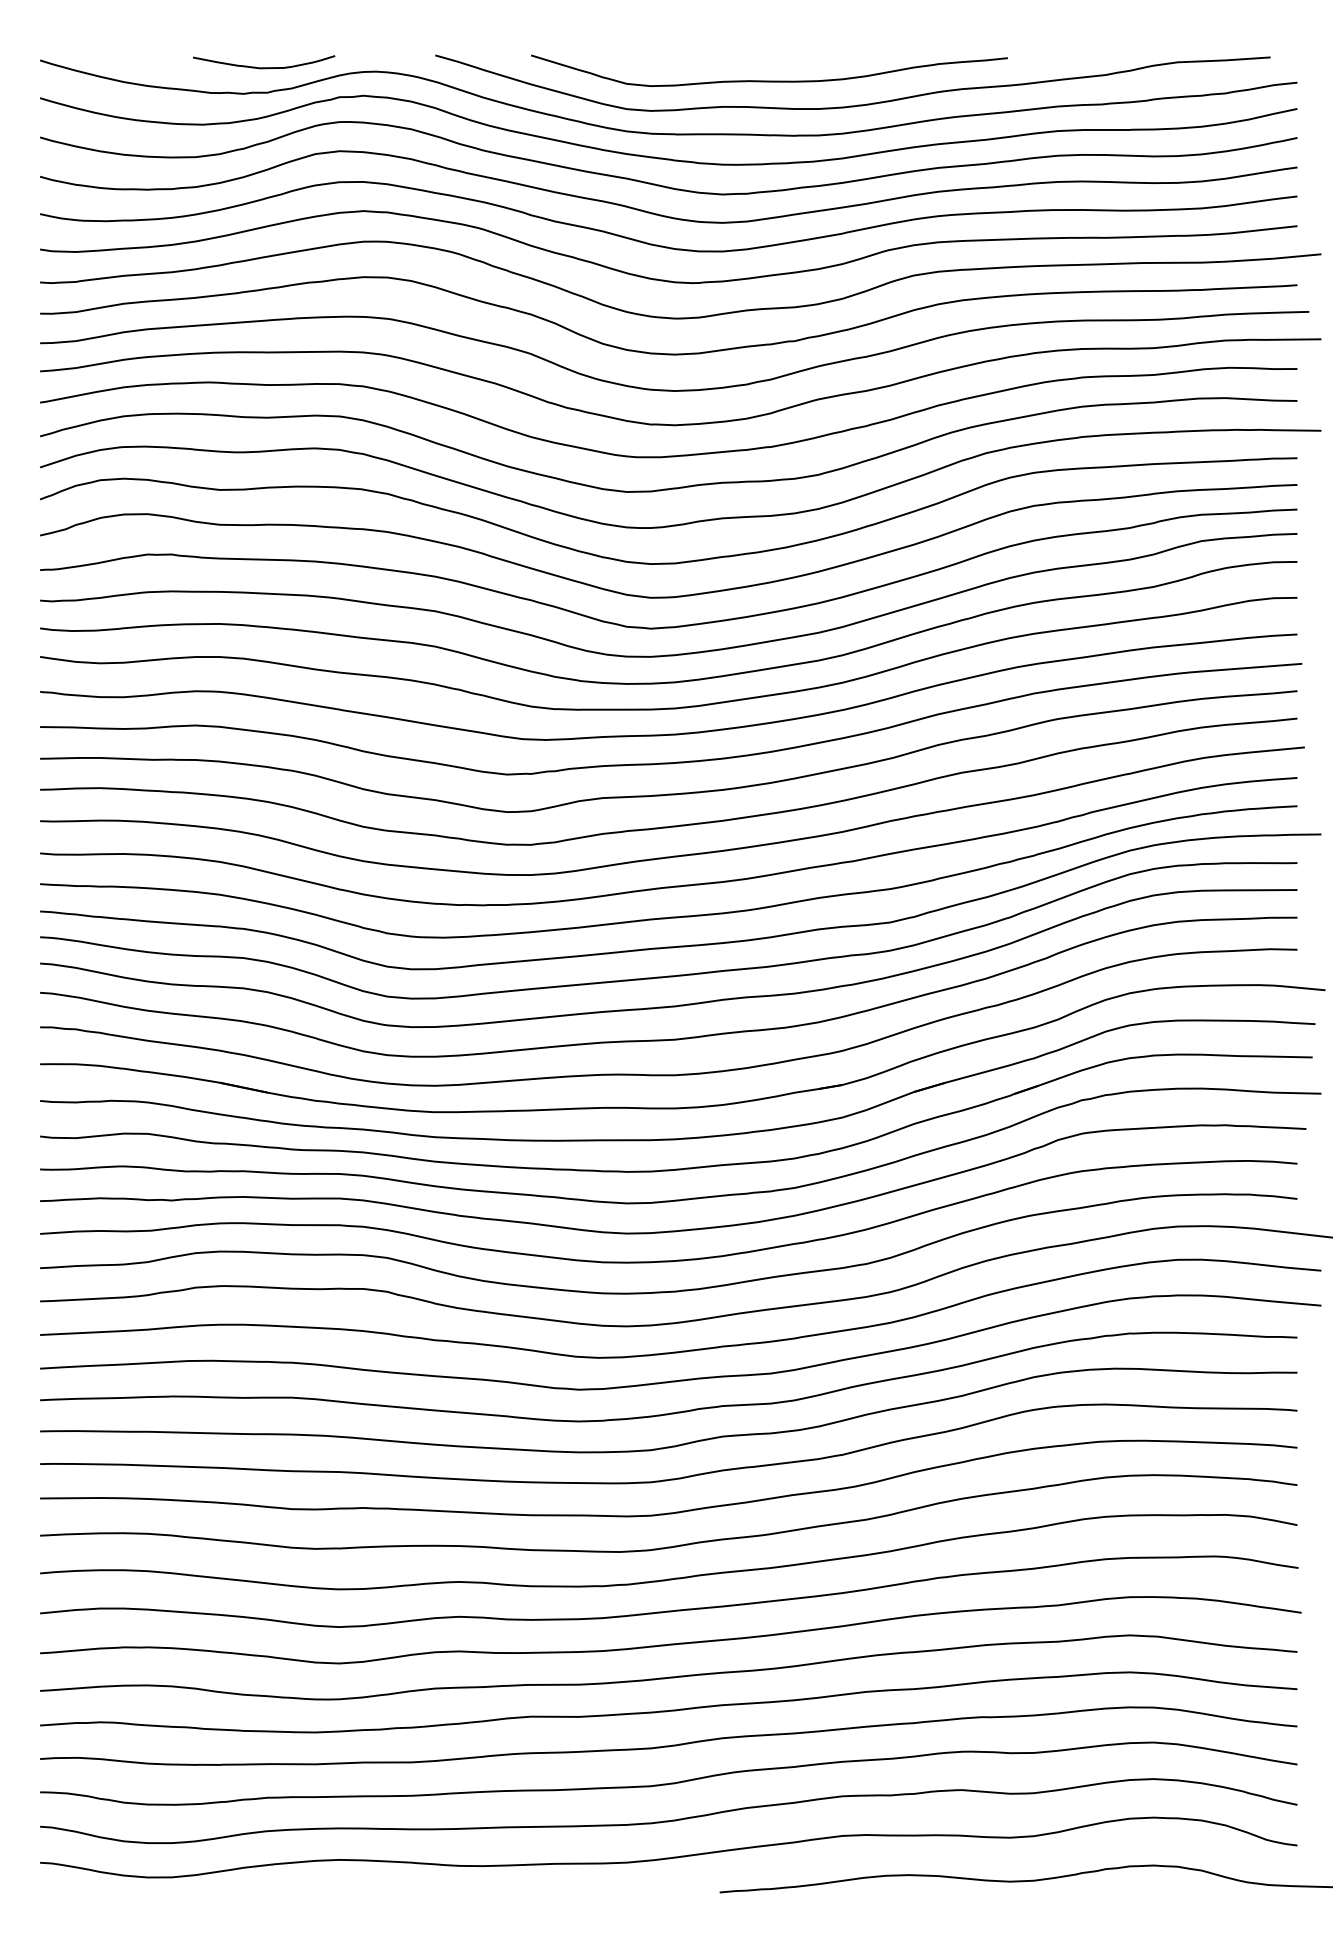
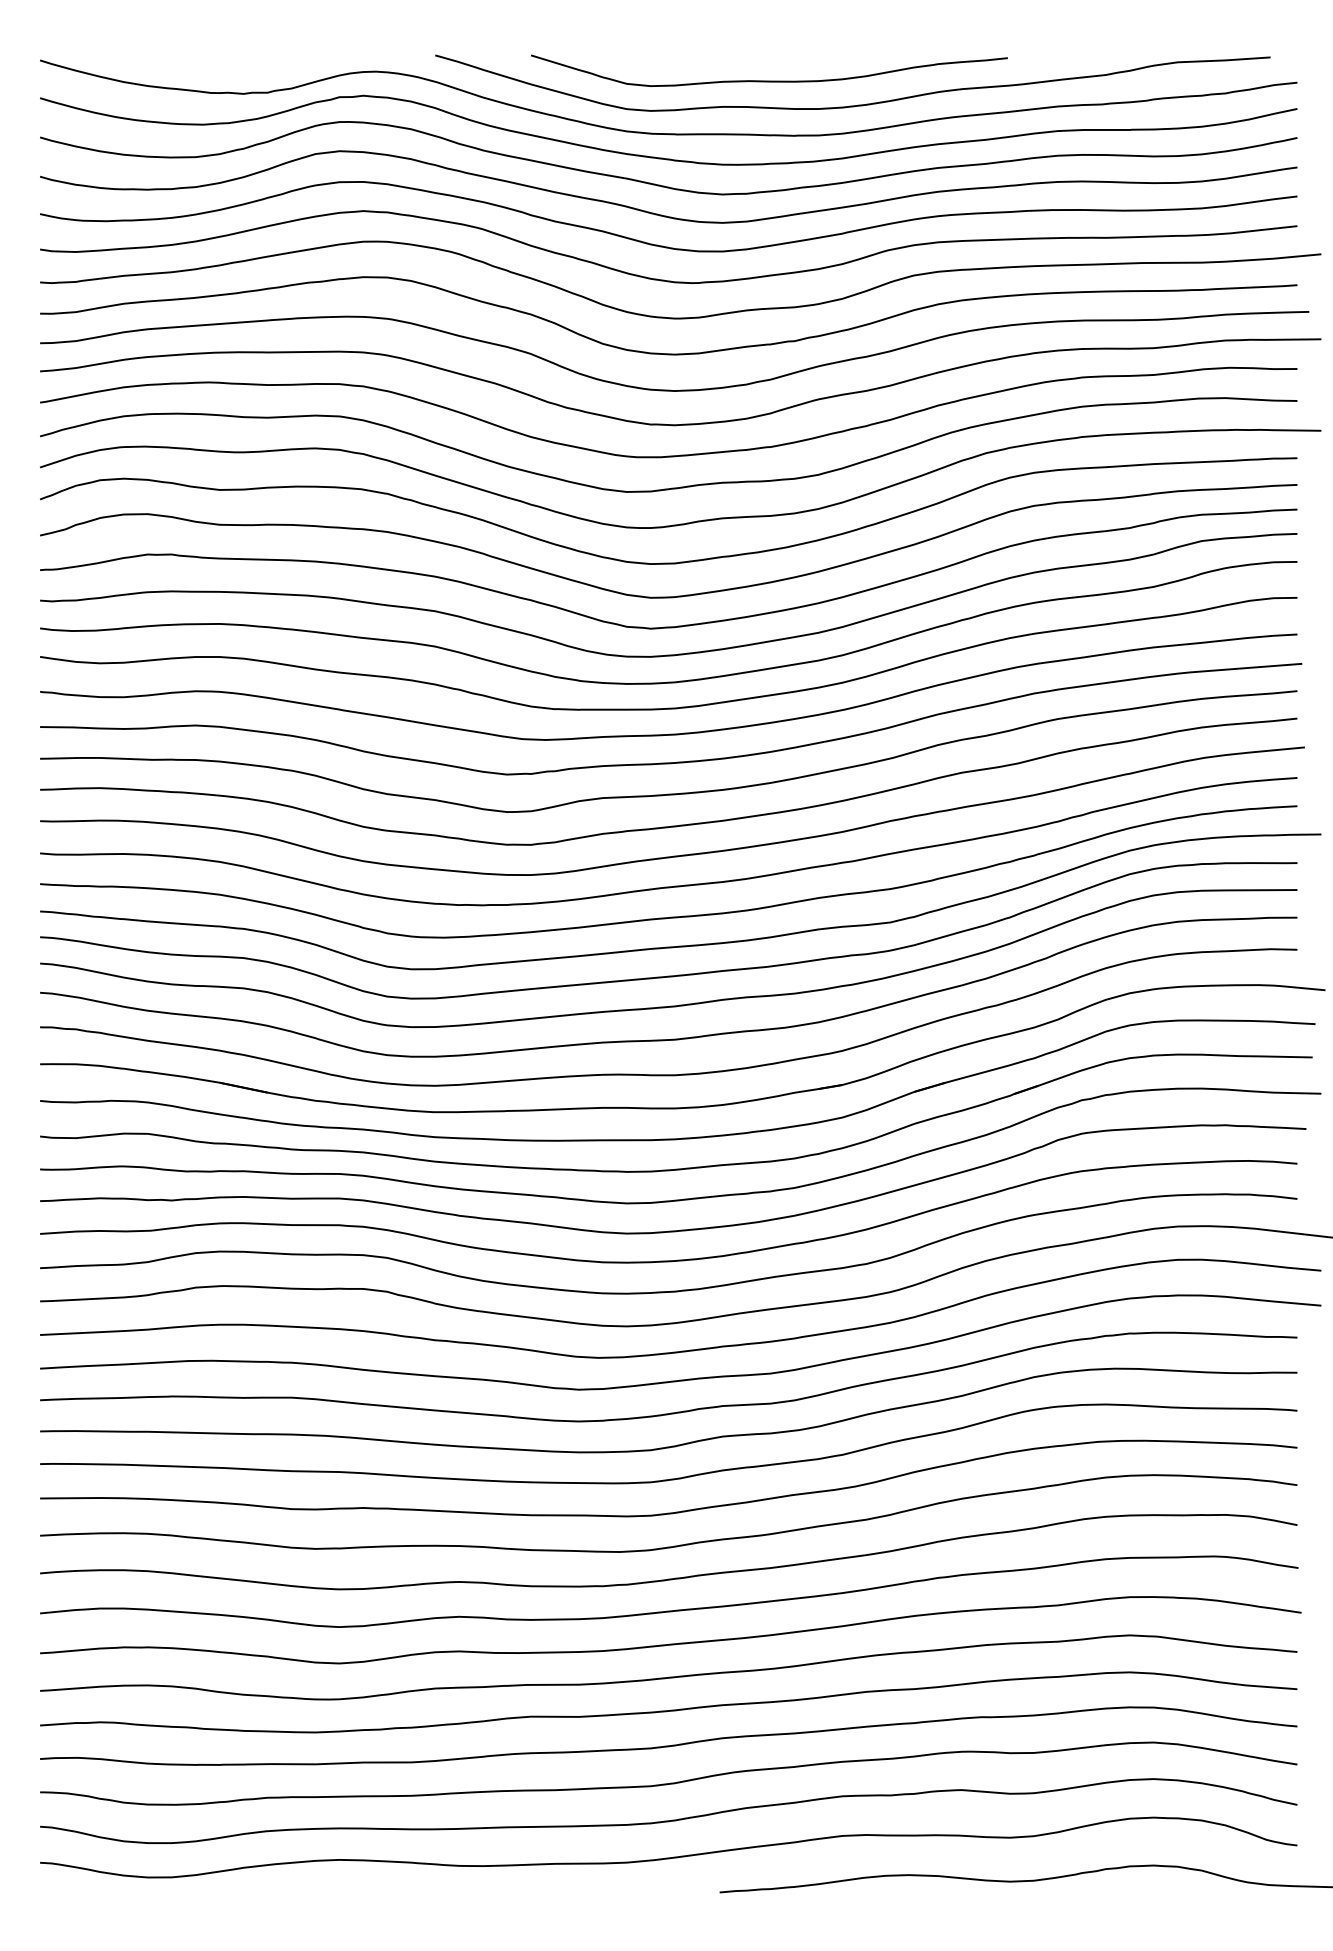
curve: present -> none (264, 67)
